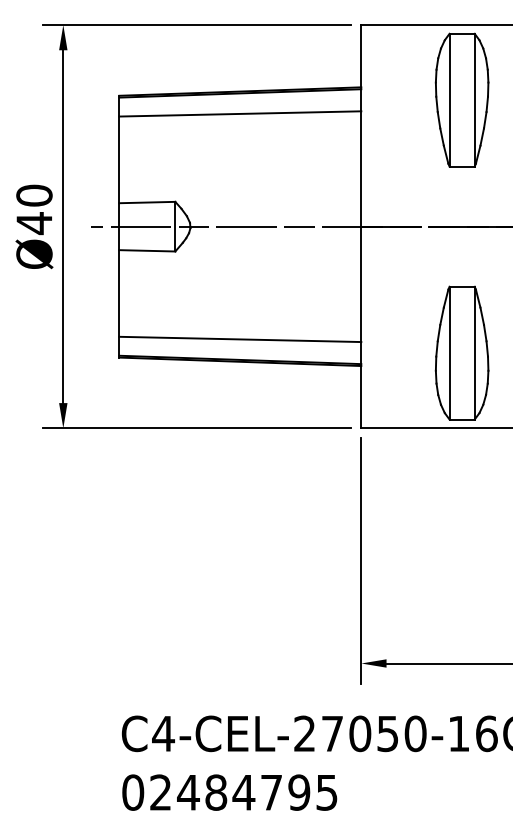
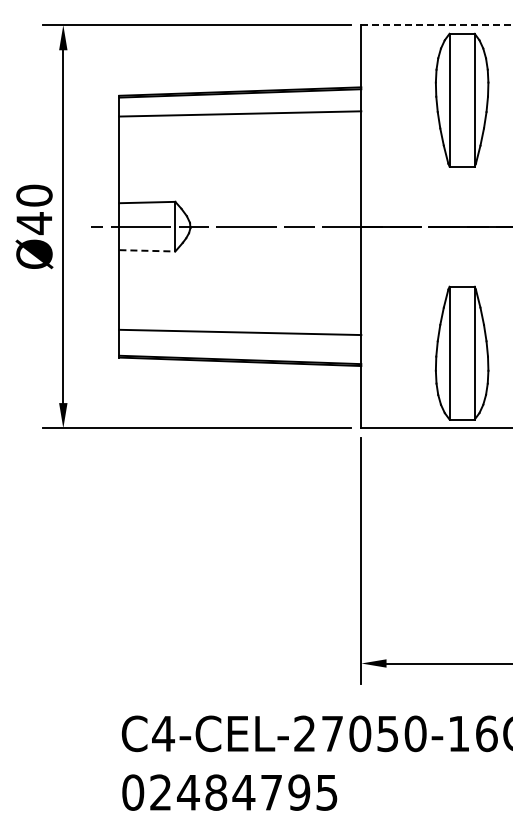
line: solid -> dashed (437, 25)
line: solid -> dashed (147, 250)
line position: (240, 339) -> (240, 332) (240, 332)
